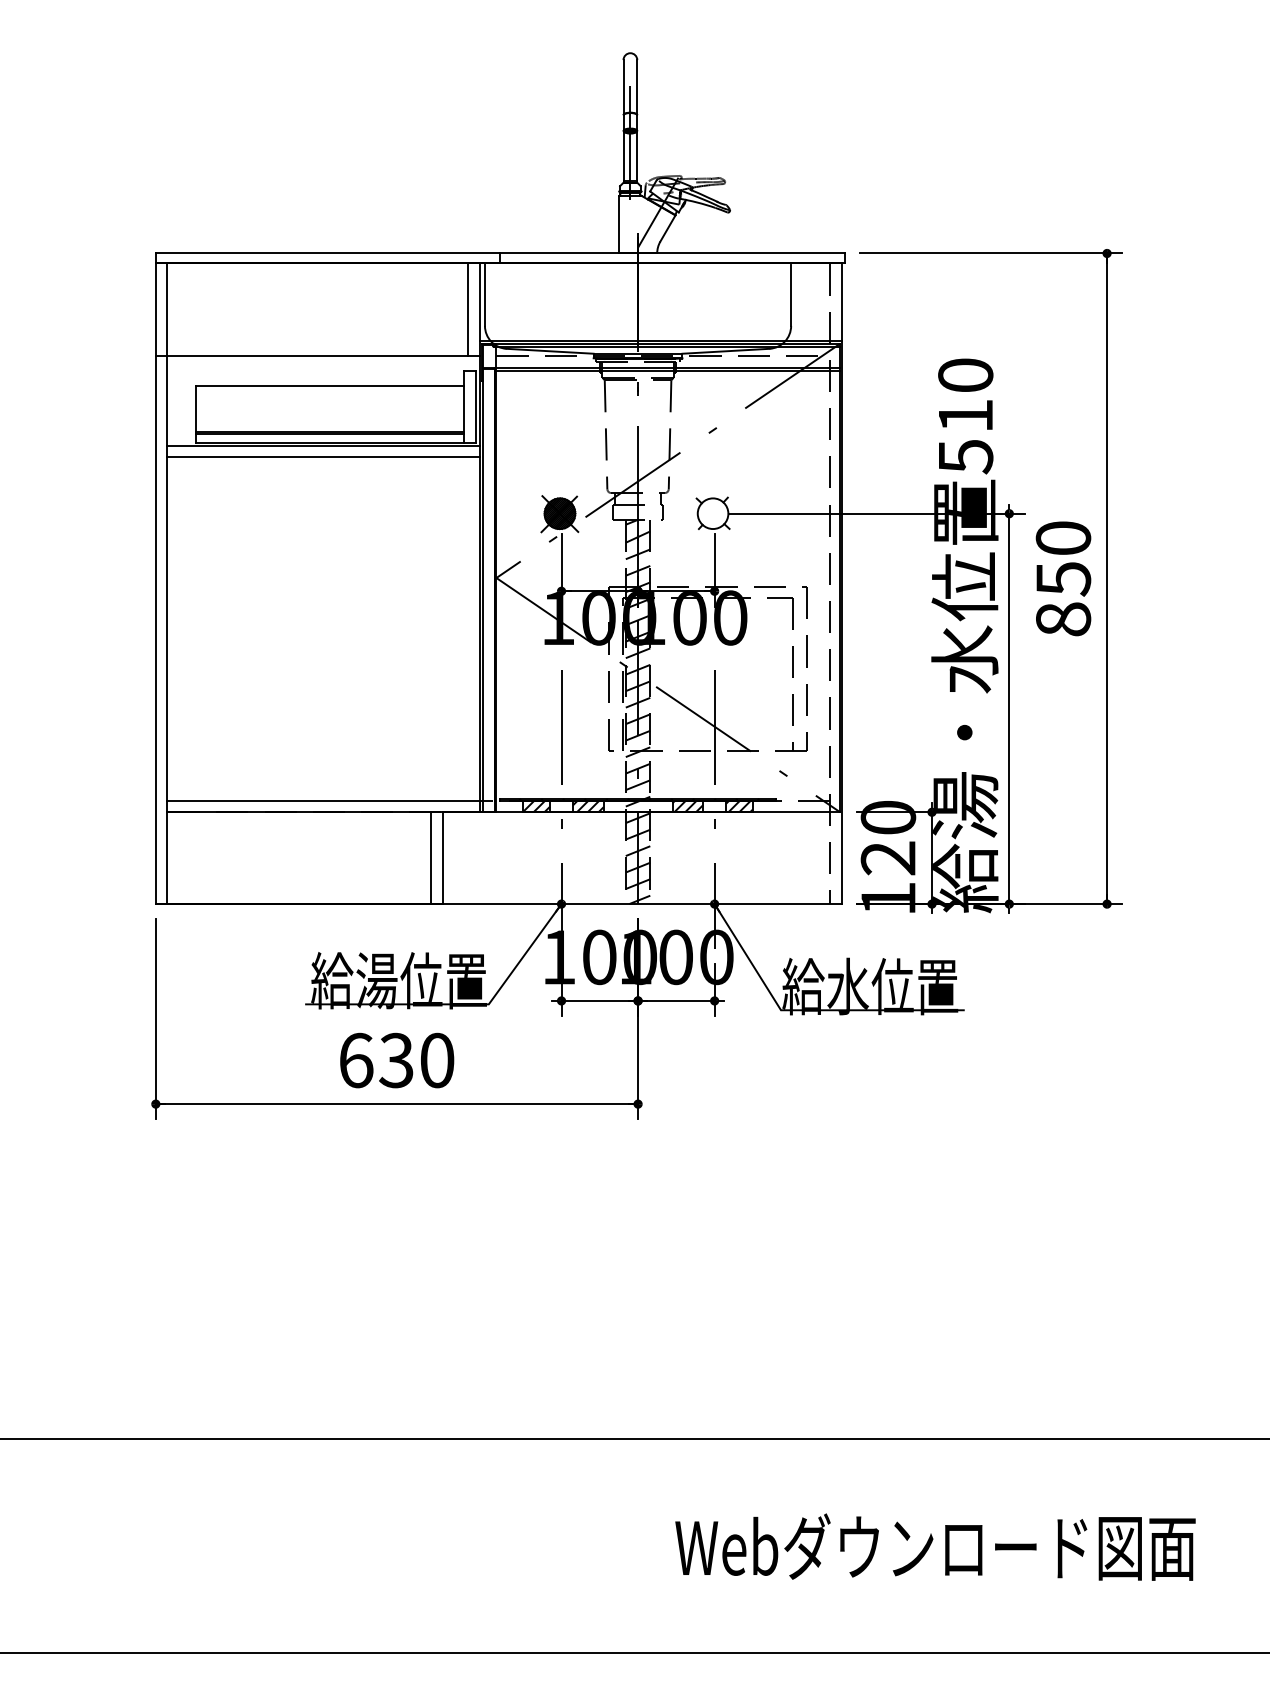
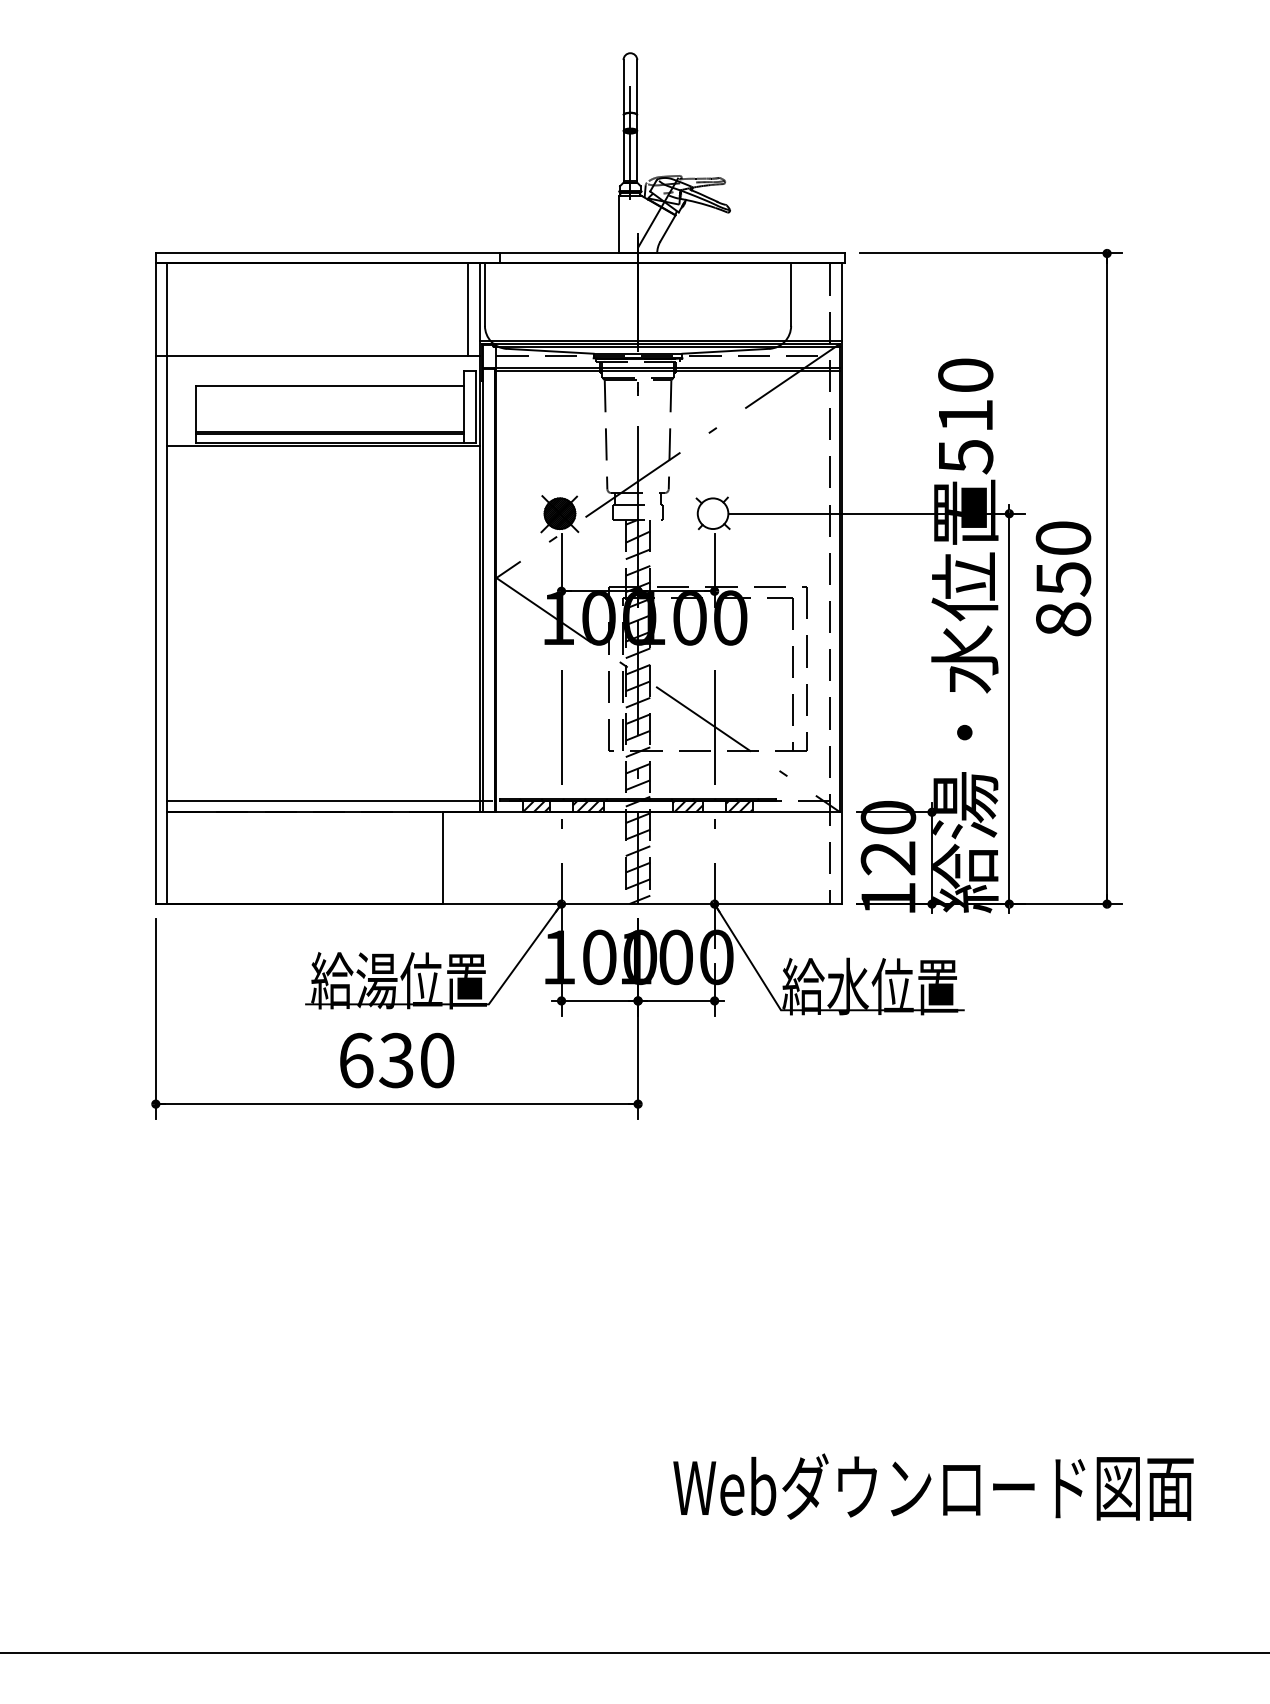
line: present -> none (323, 457)
line: present -> none (431, 858)
line: present -> none (634, 1438)
text position: (935, 1546) -> (933, 1486) (933, 1486)
